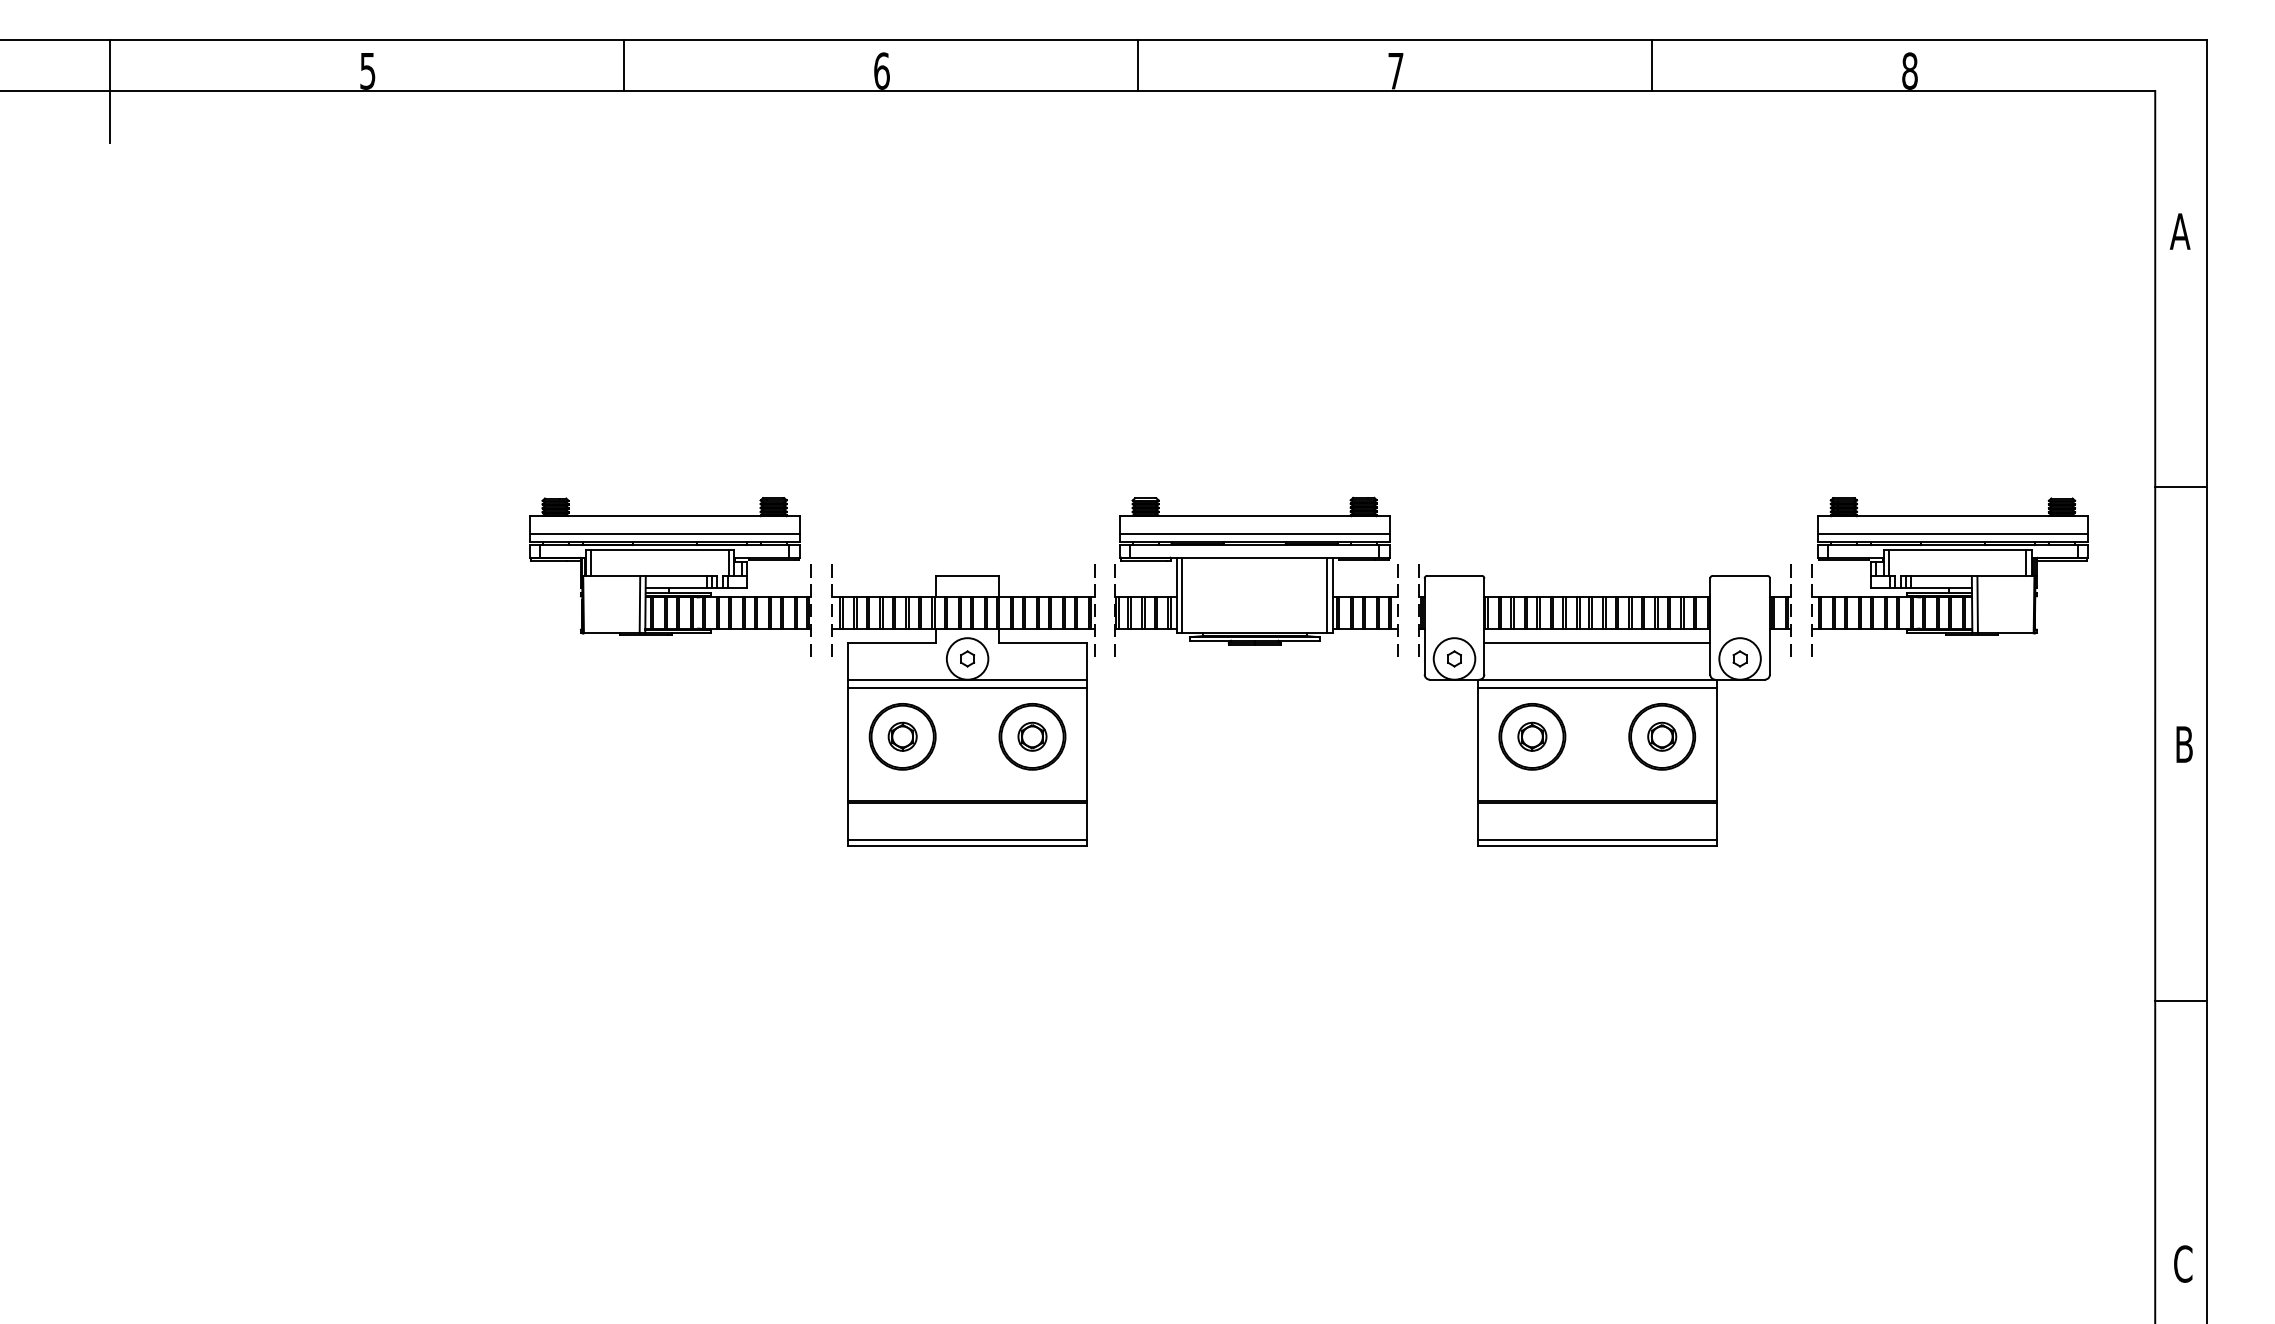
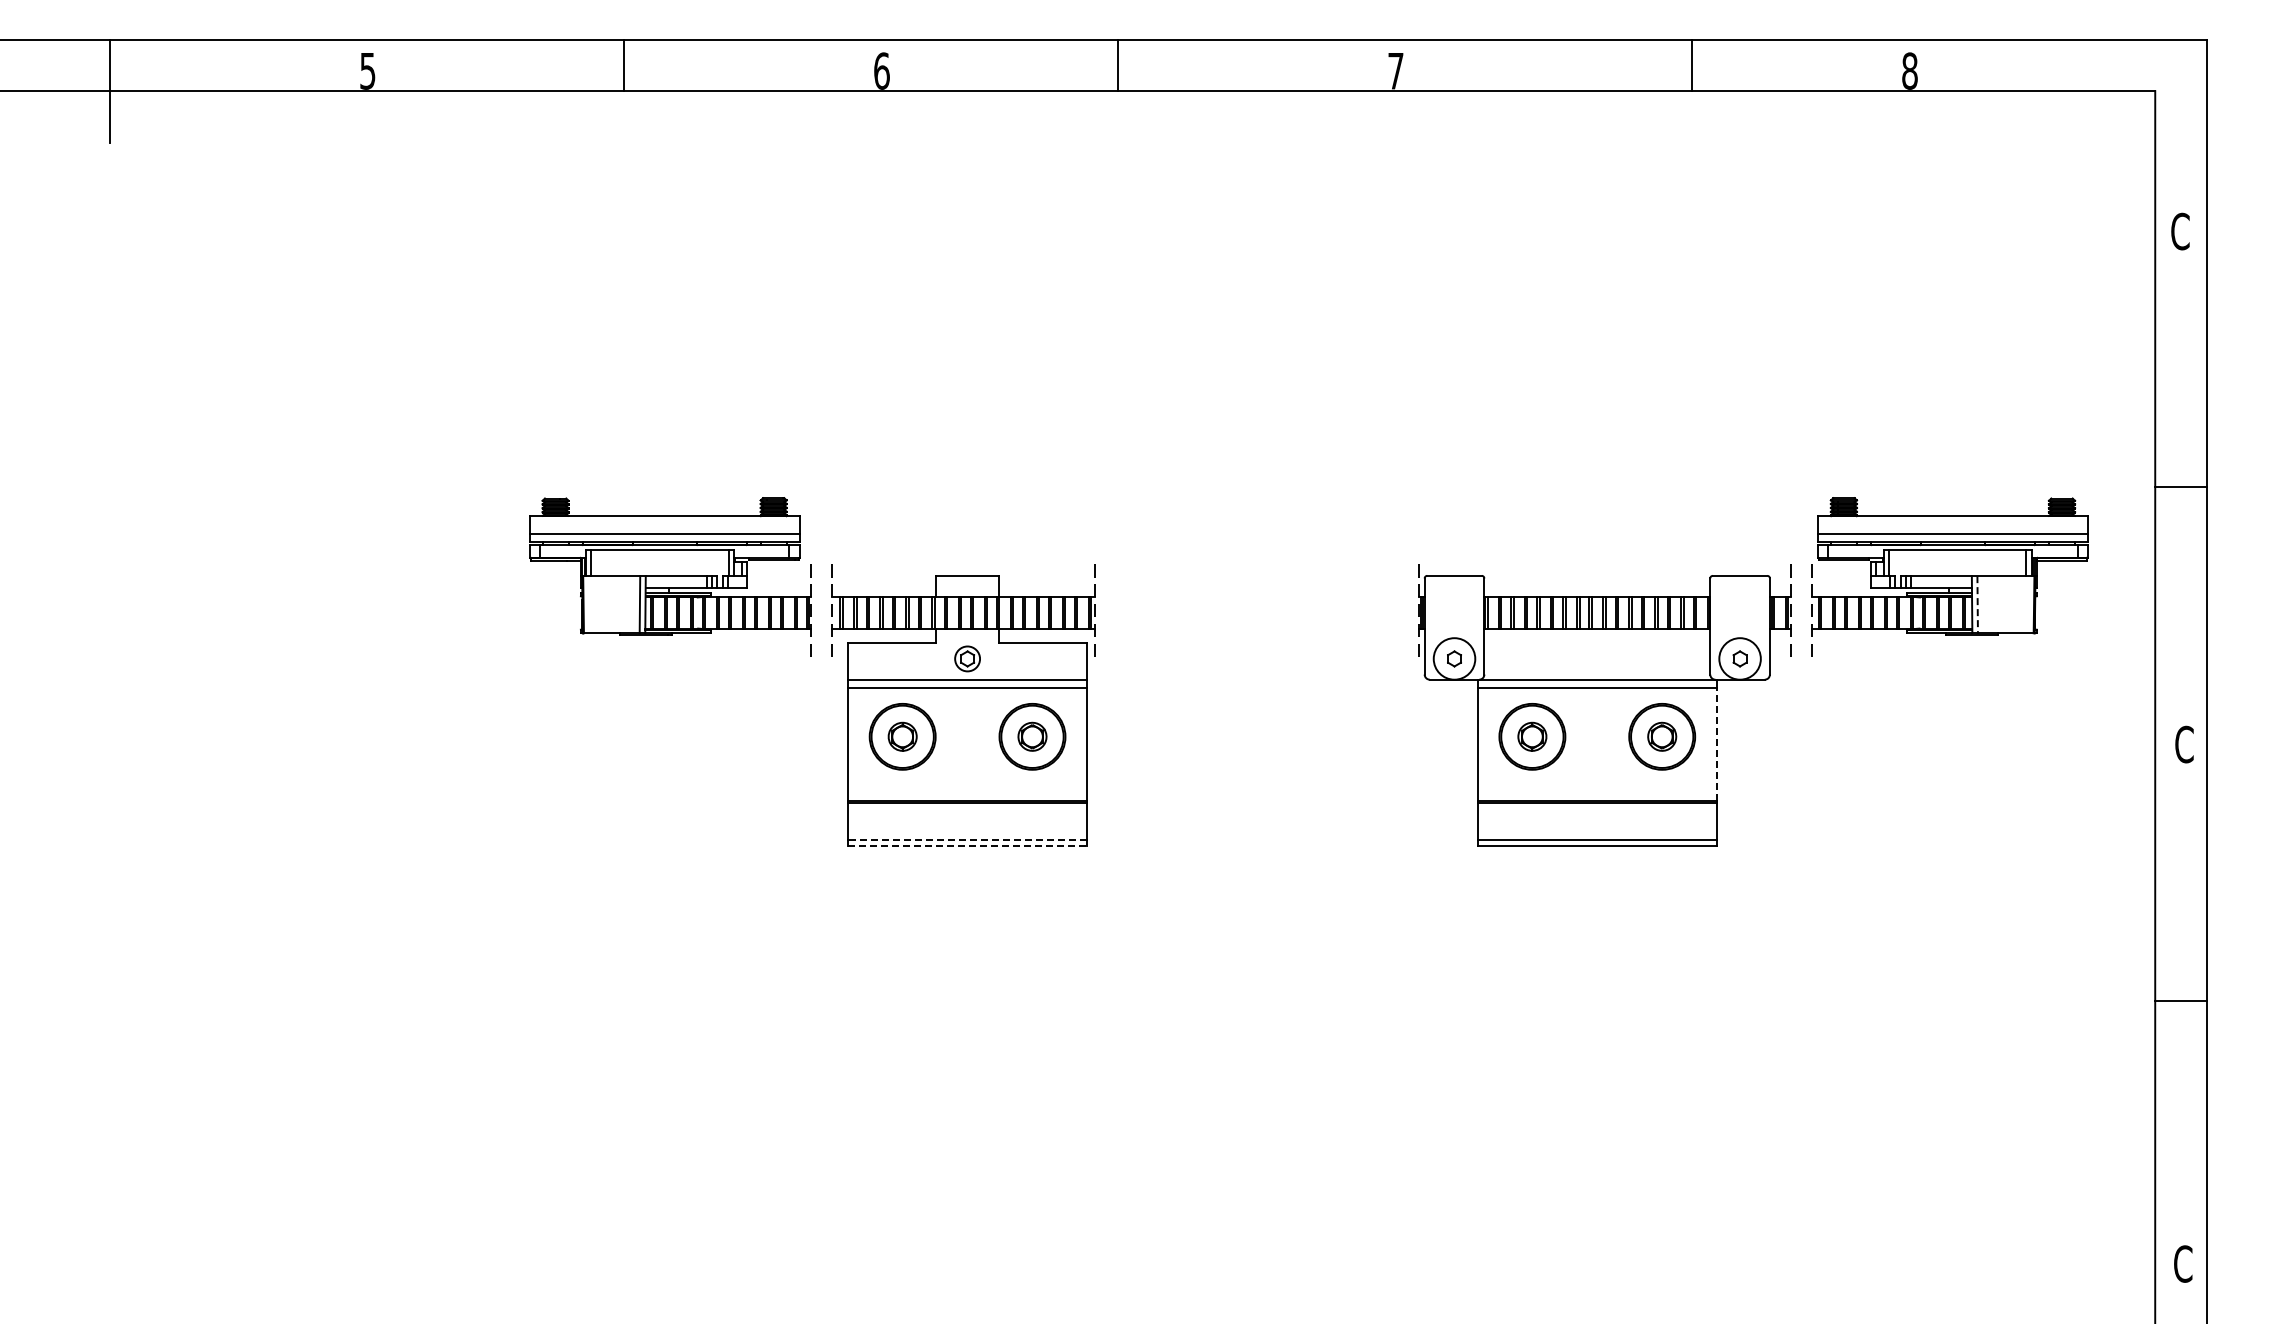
line position: (1137, 65) -> (1117, 65) (1117, 65)
line position: (1651, 65) -> (1691, 65) (1691, 65)
text: A -> C (2179, 231)
part: present -> none (1256, 576)
line: solid -> dashed (1977, 604)
line: present -> none (1597, 643)
circle diameter: 42 px -> 25 px (967, 658)
line: solid -> dashed (1716, 744)
text: B -> C (2184, 744)
line: solid -> dashed (967, 839)
line: solid -> dashed (968, 845)
